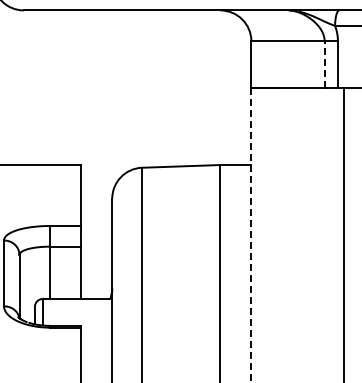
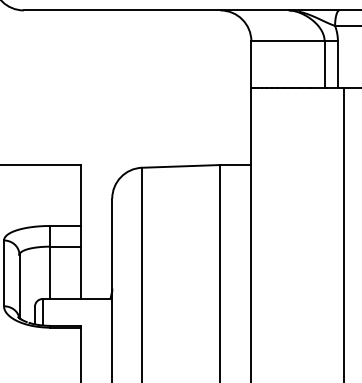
line: dashed -> solid (324, 64)
line: dashed -> solid (251, 235)
